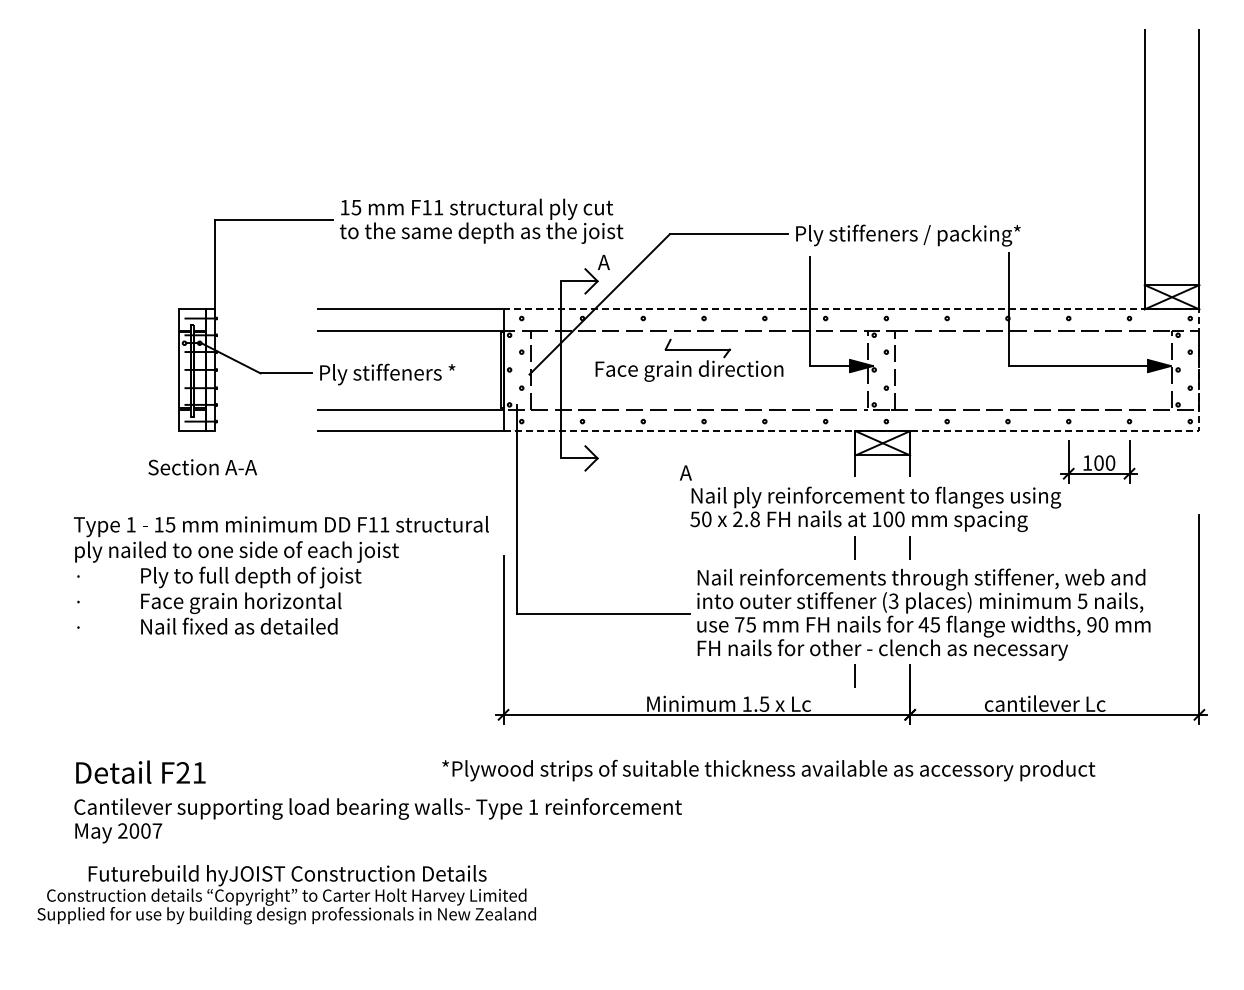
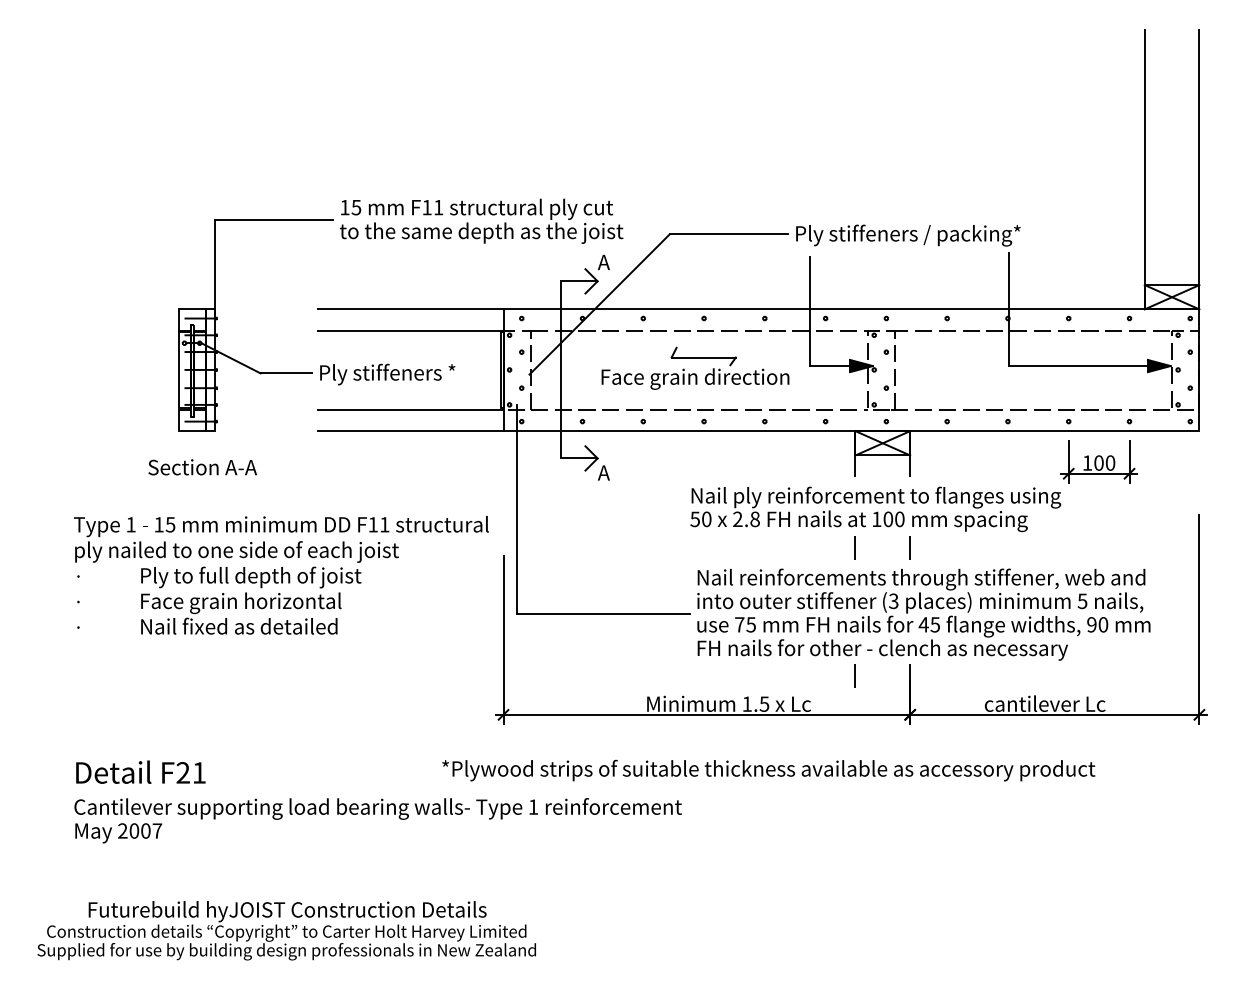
part position: (689, 359) -> (695, 367) (695, 367)
line: dashed -> solid (1199, 370)
text position: (685, 472) -> (603, 472) (603, 472)
text position: (286, 894) -> (286, 930) (286, 930)
